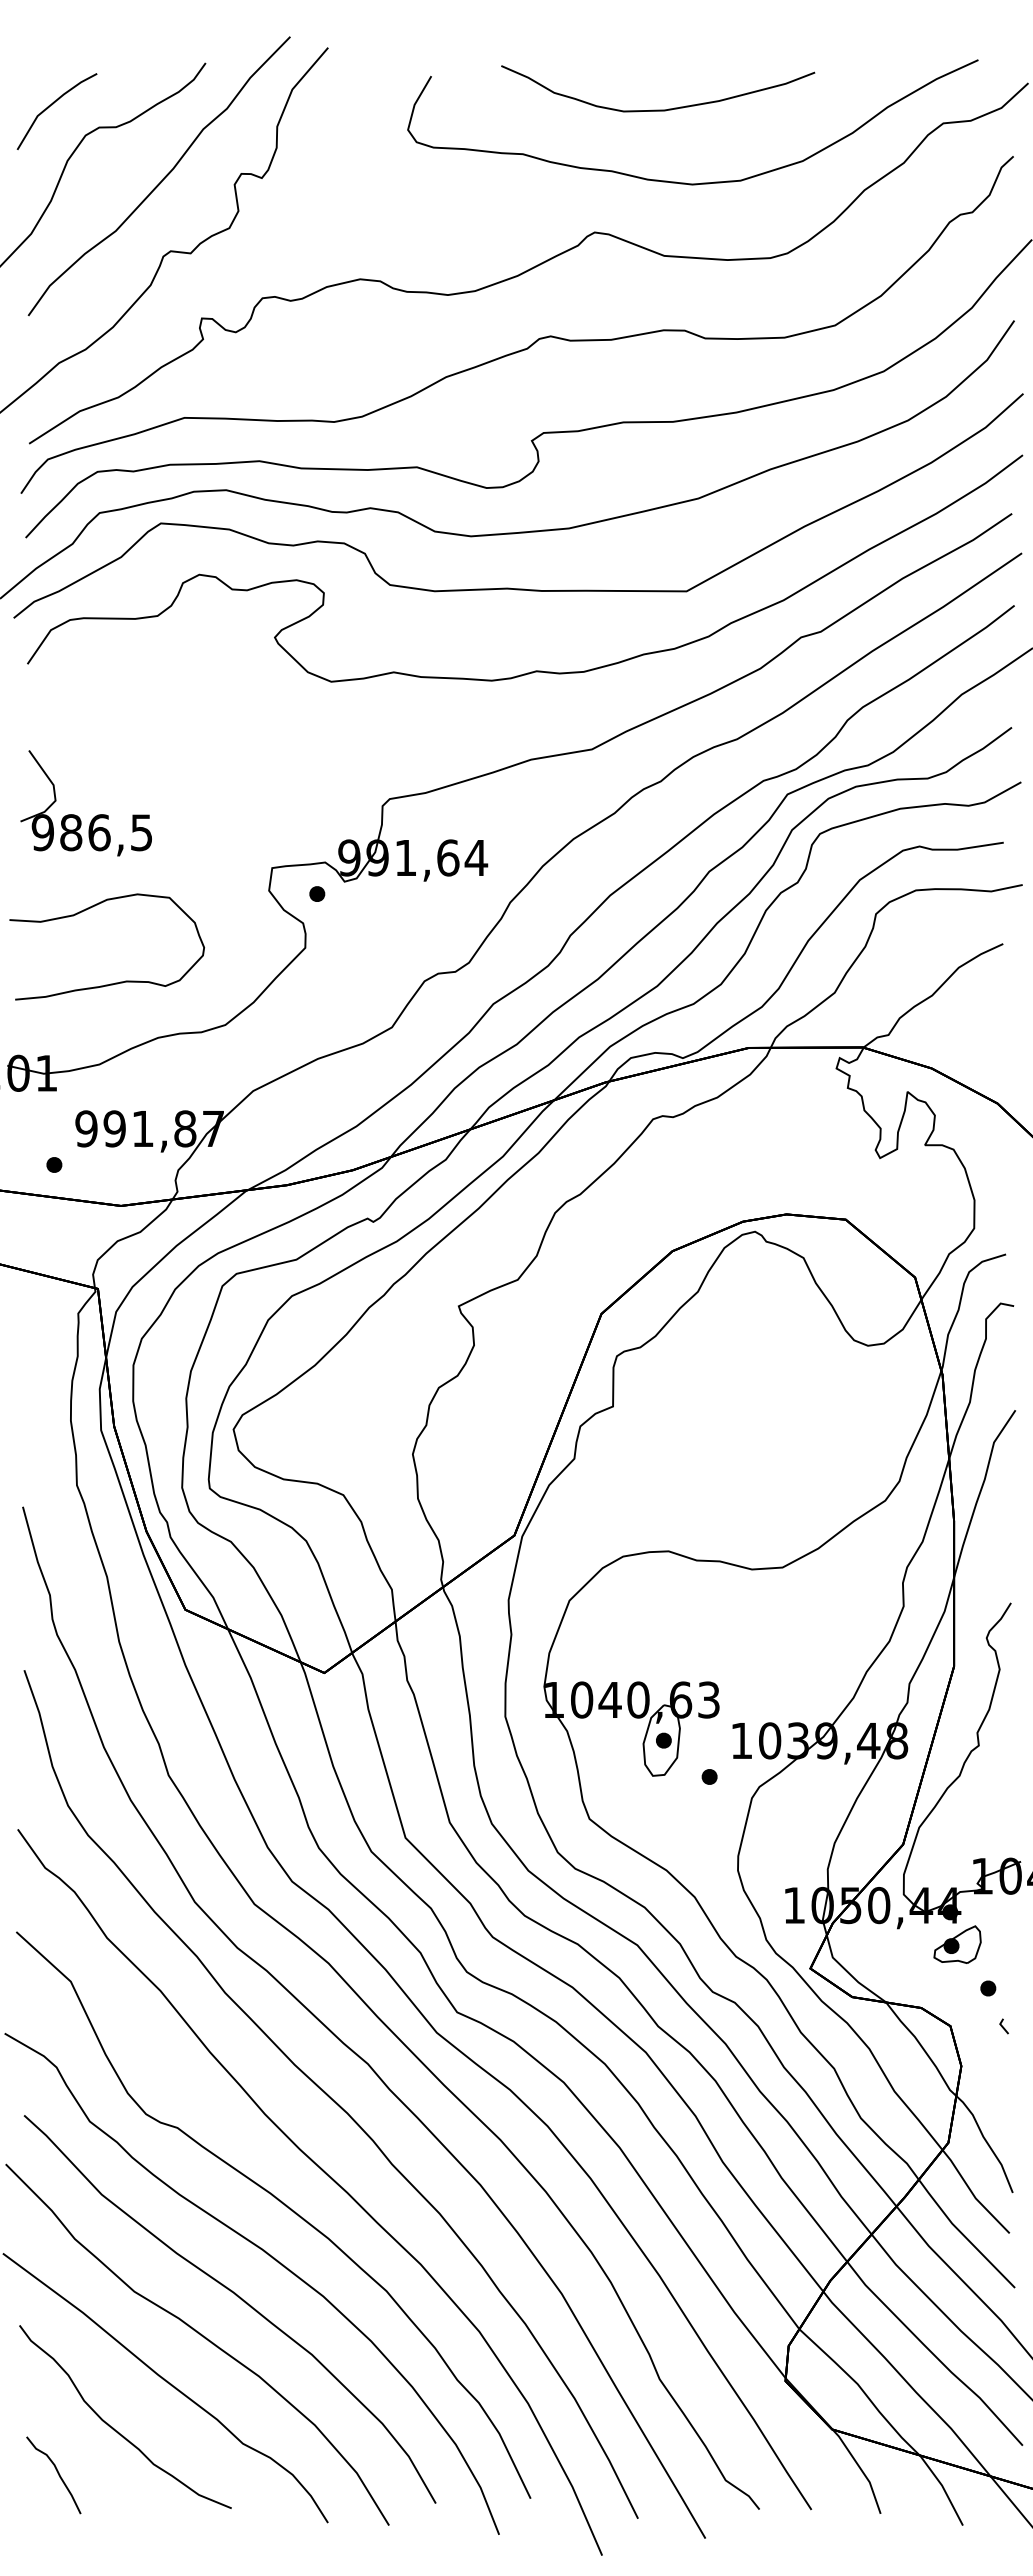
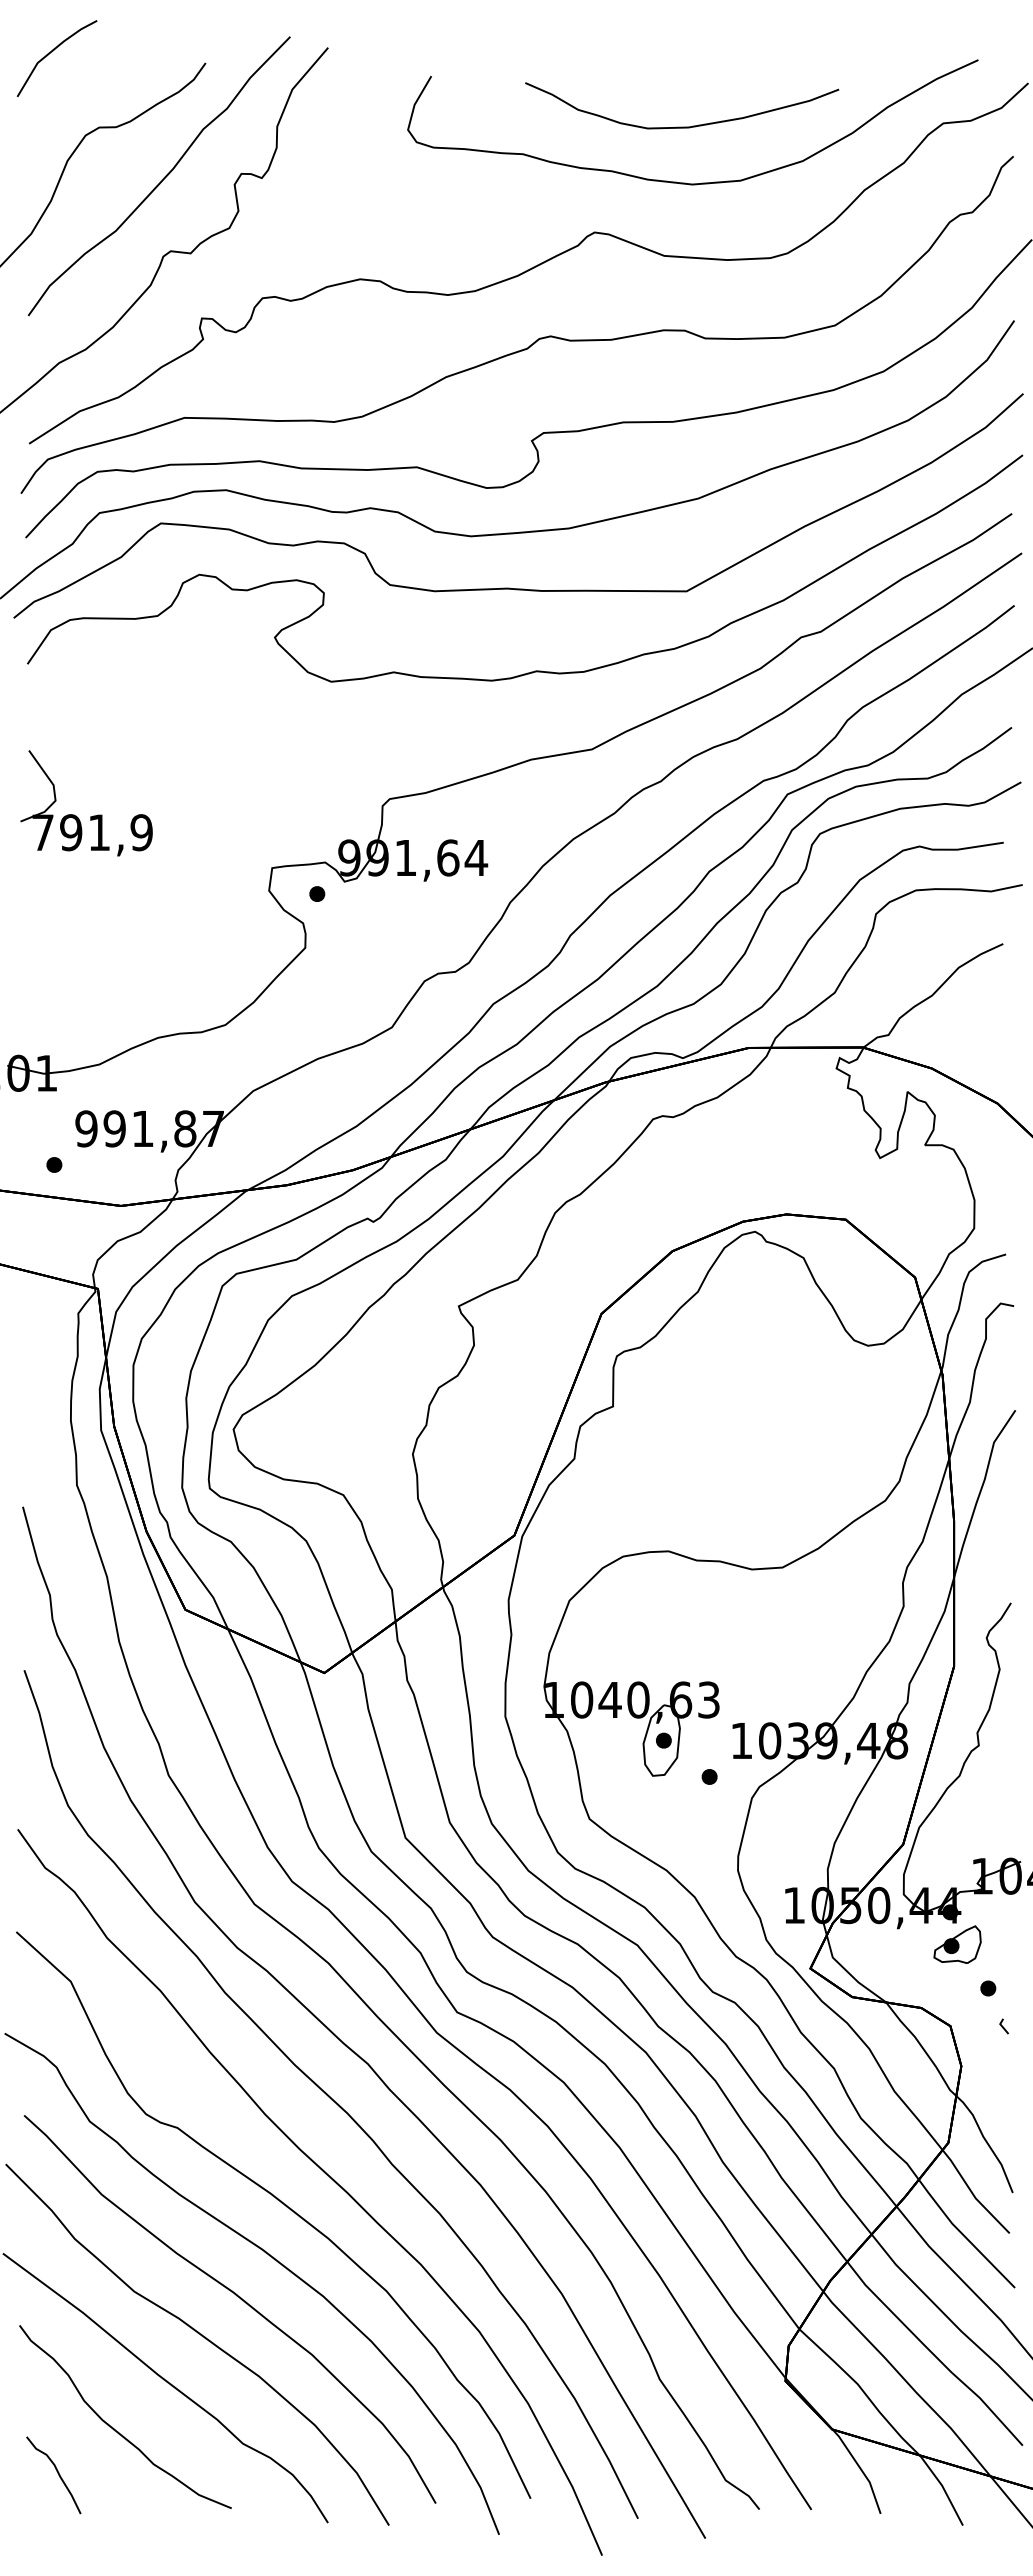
line position: (52, 105) -> (52, 52) (52, 52)
curve position: (658, 109) -> (682, 126) (682, 126)
text: 986,5 -> 791,9 (91, 832)
curve: present -> none (115, 982)
